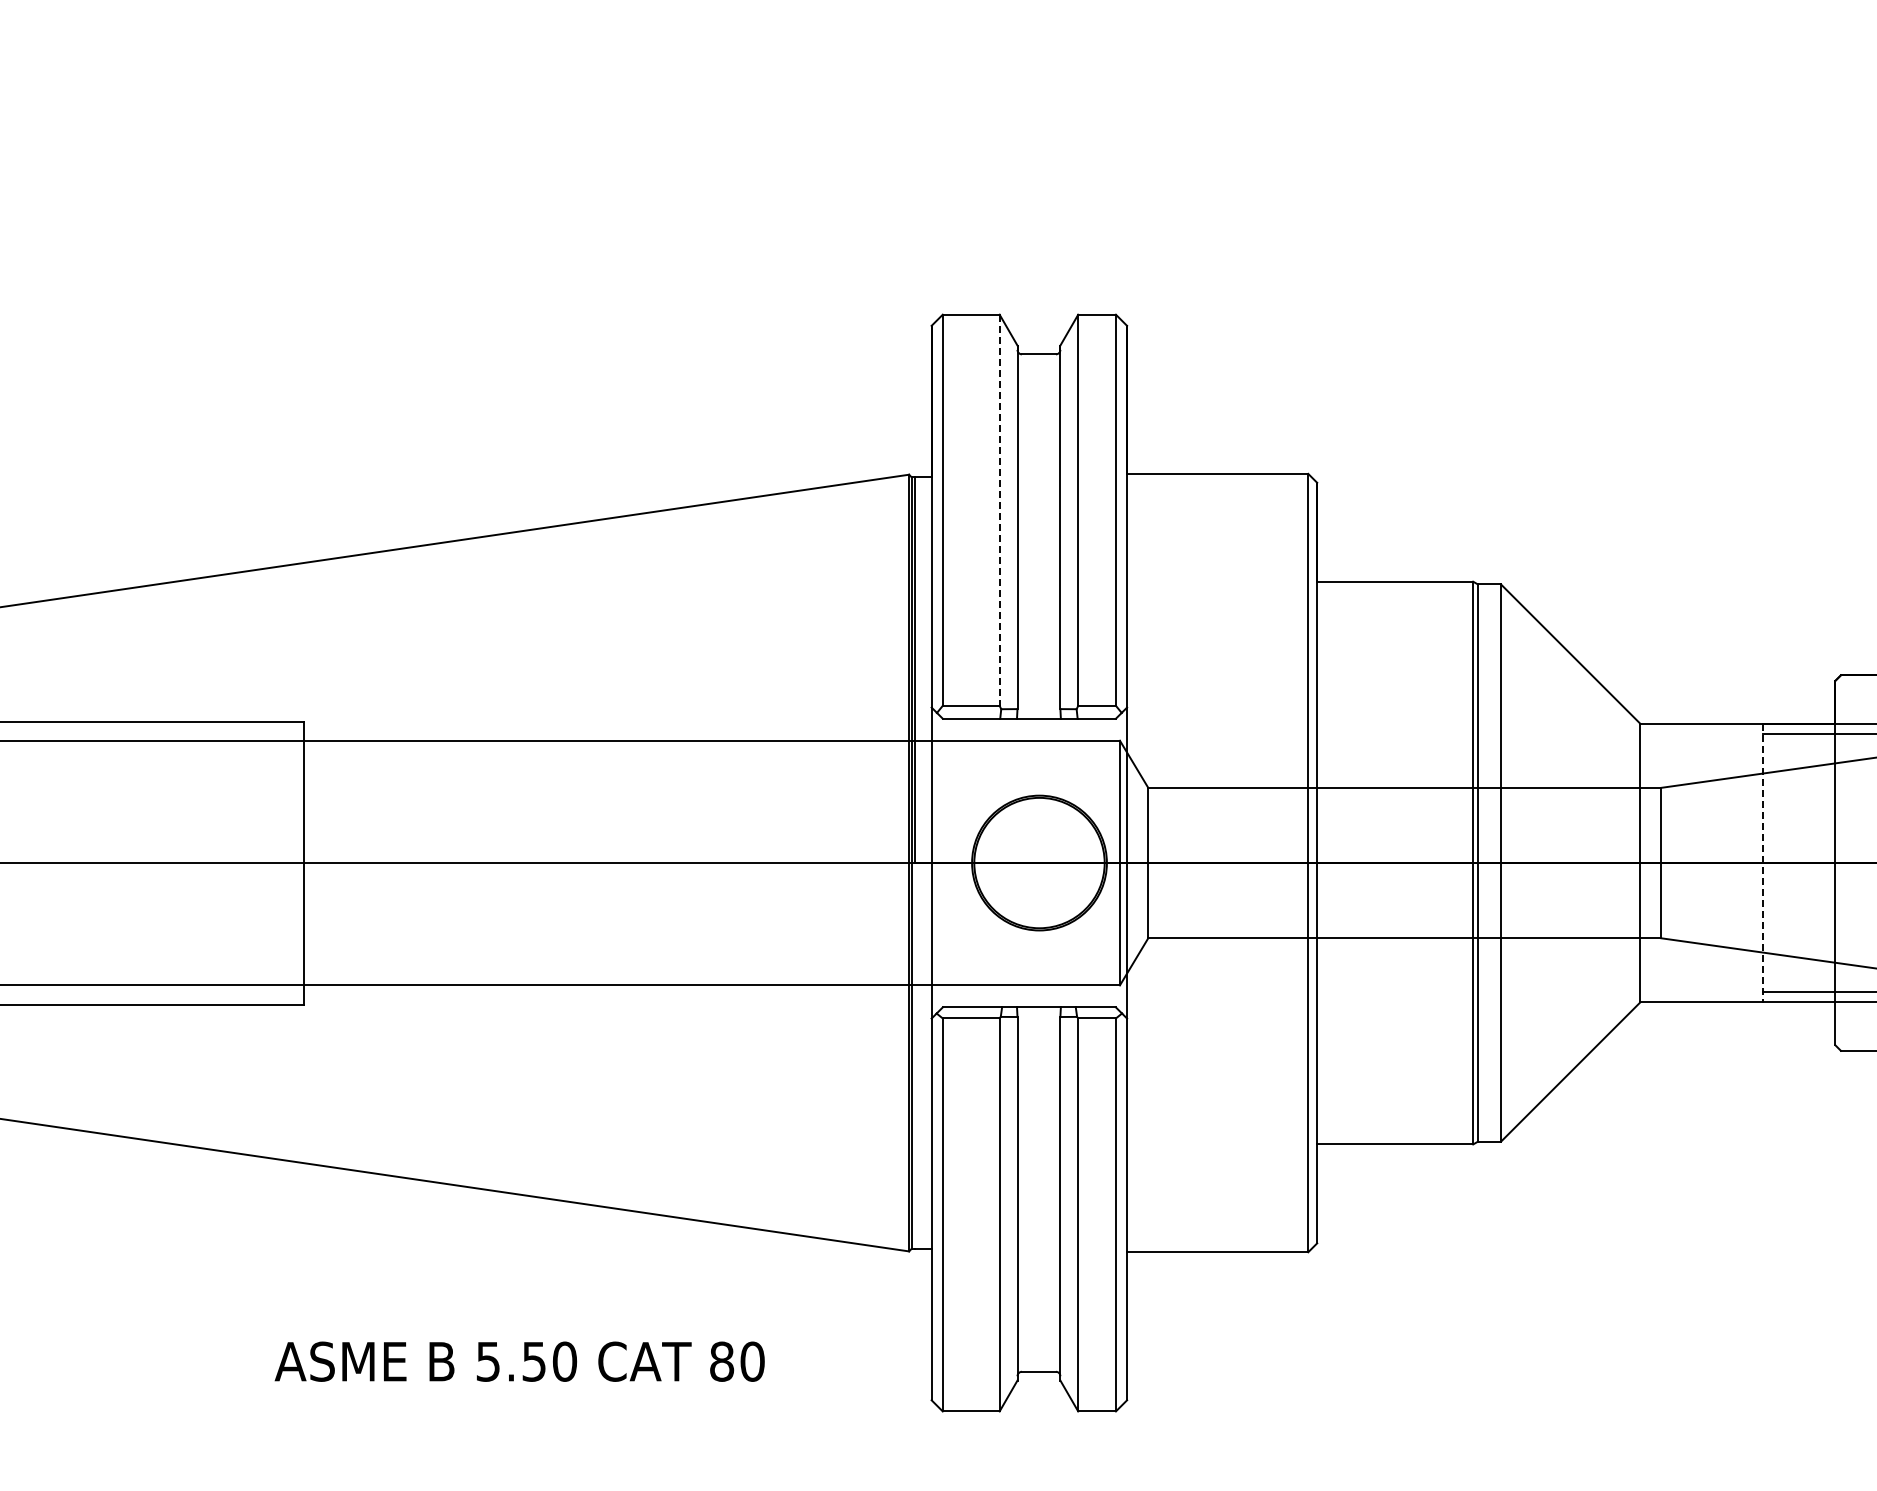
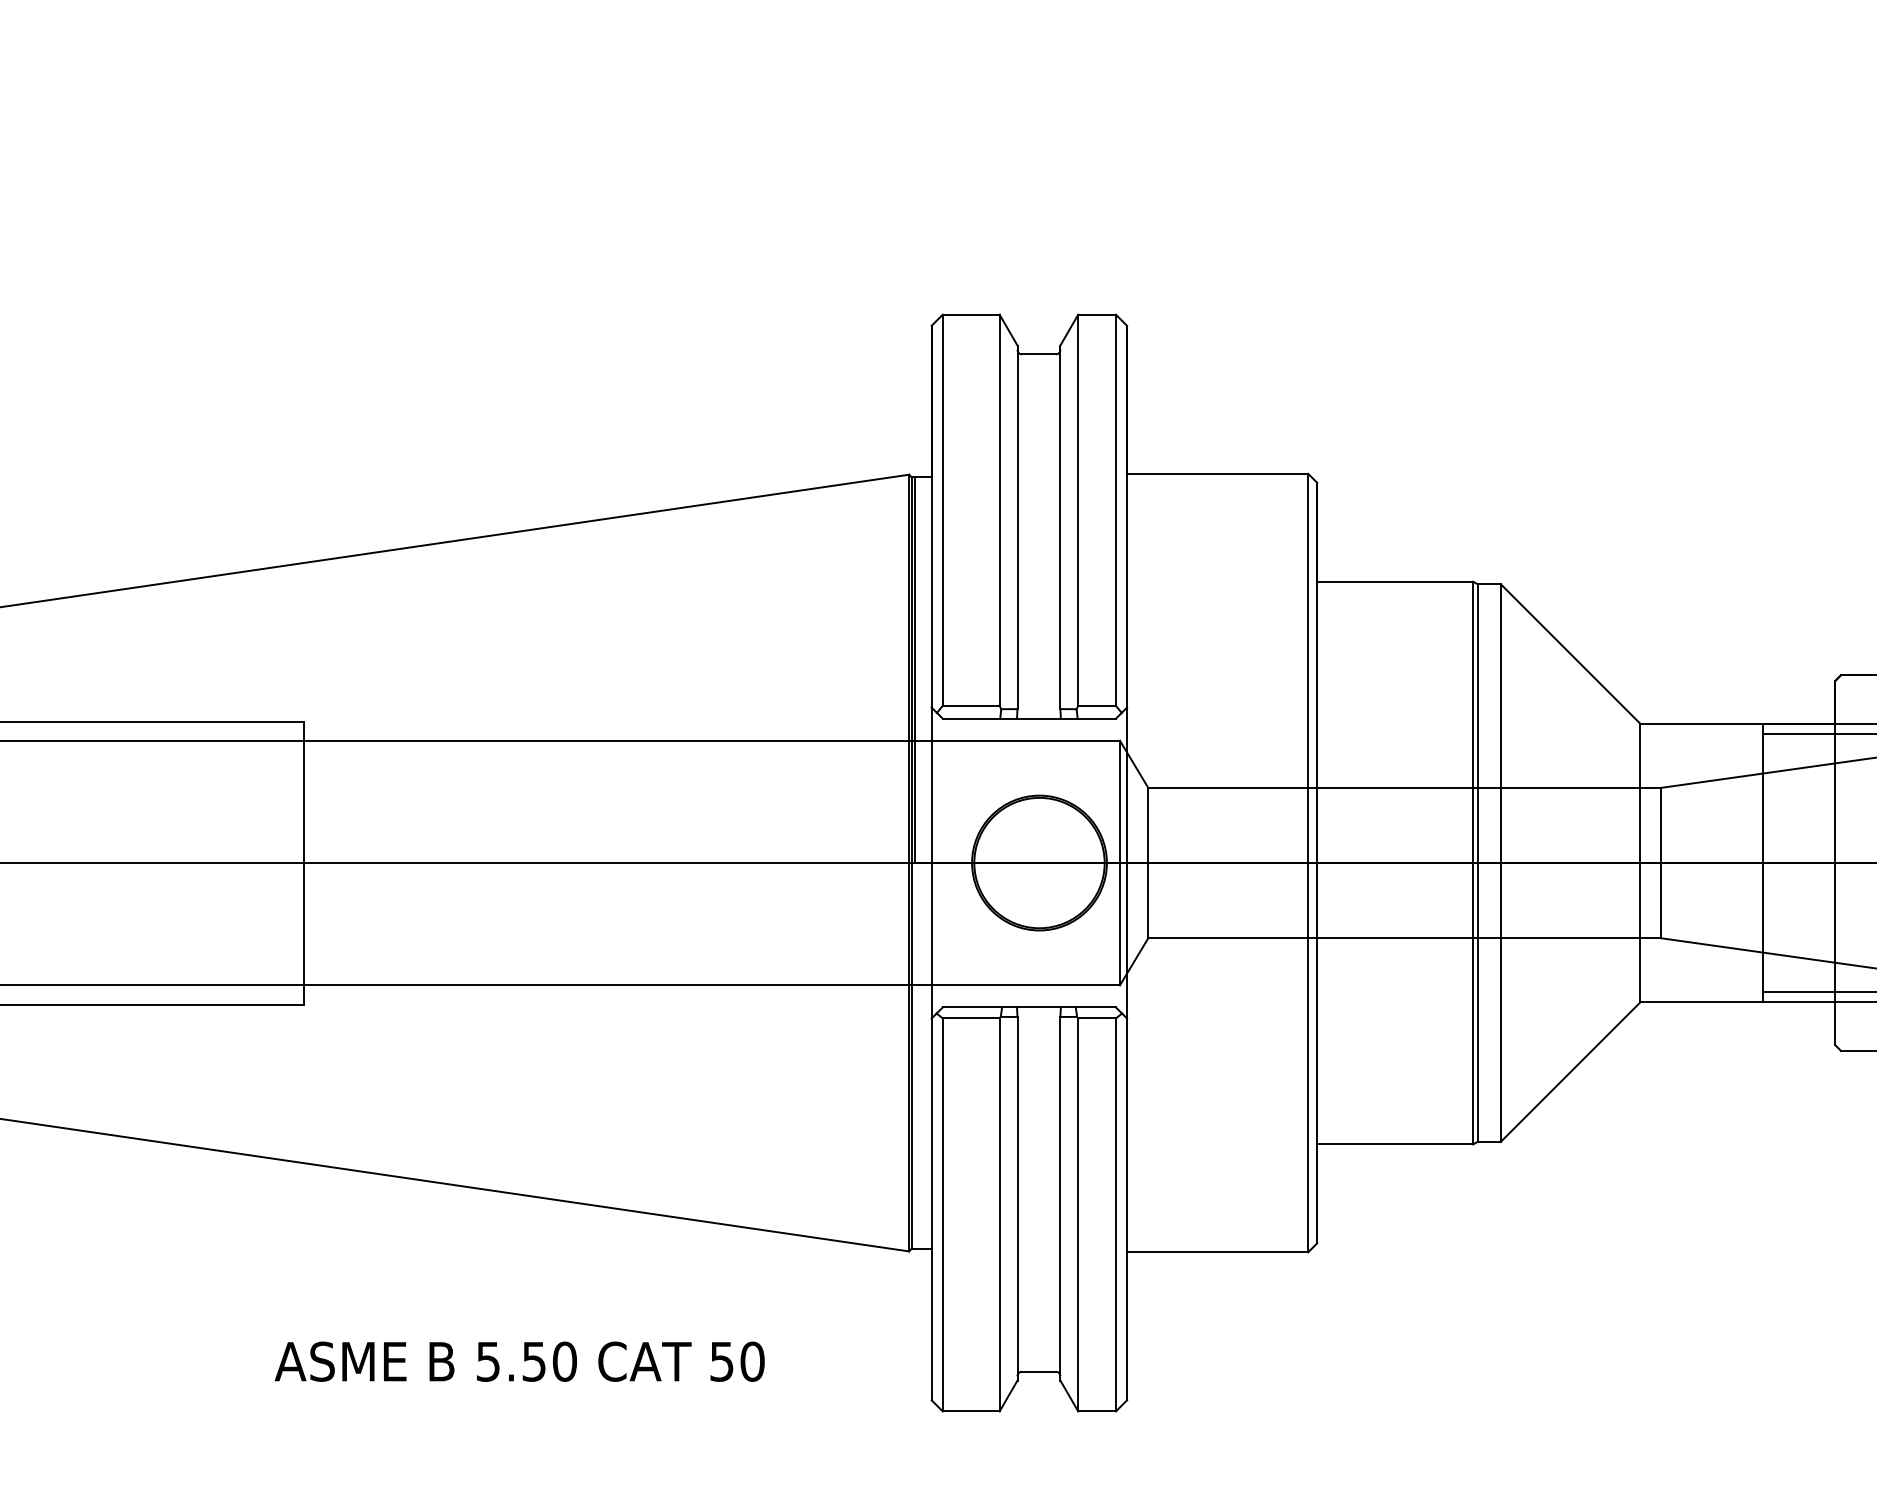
line: dashed -> solid (999, 510)
line: dashed -> solid (1762, 863)
text: 80 -> 50 (722, 1361)
